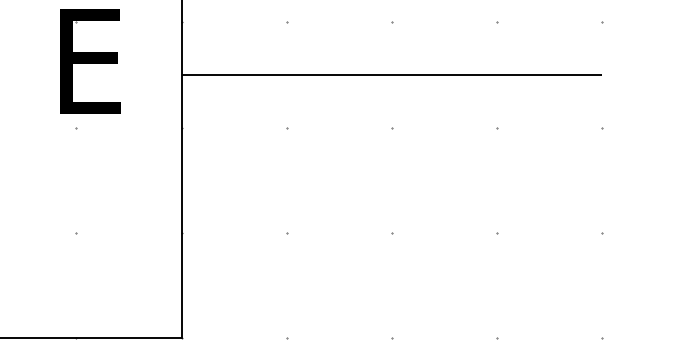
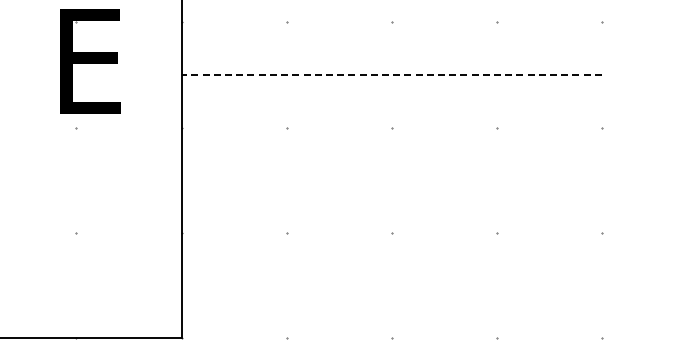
line: solid -> dashed (391, 74)
